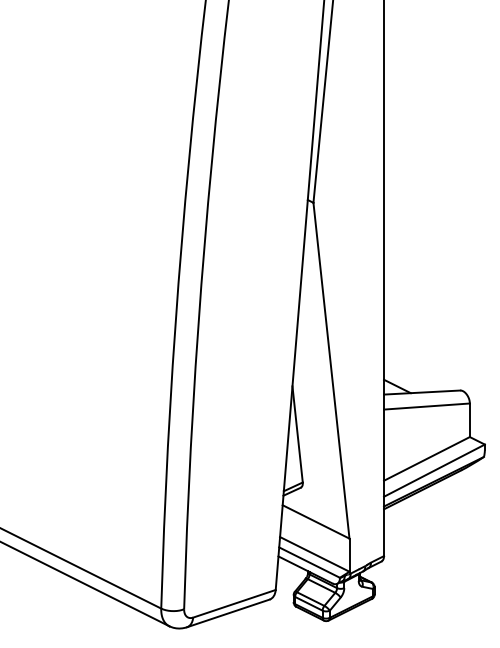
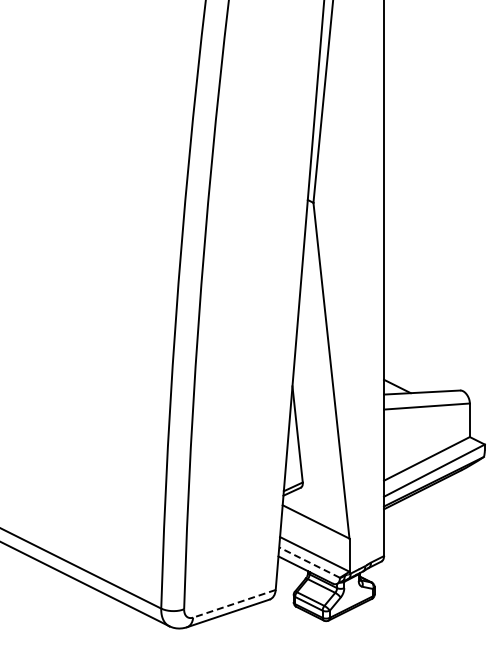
line: solid -> dashed (309, 562)
line: solid -> dashed (234, 603)
